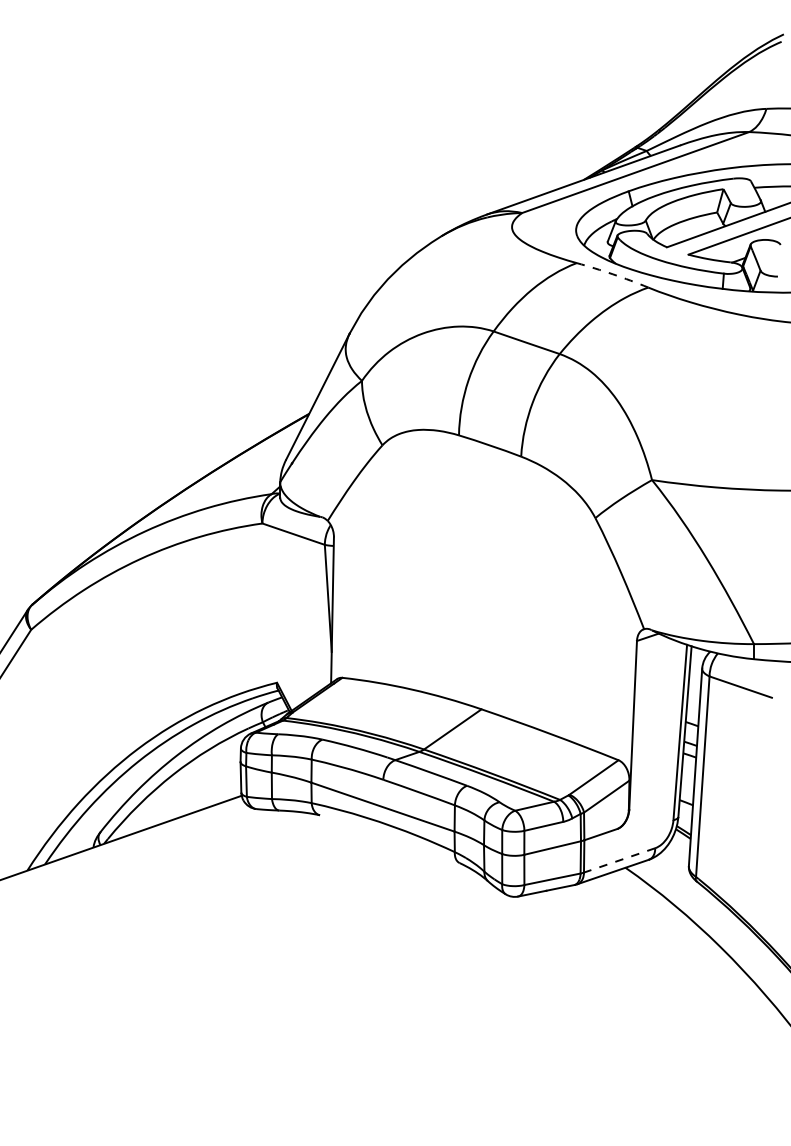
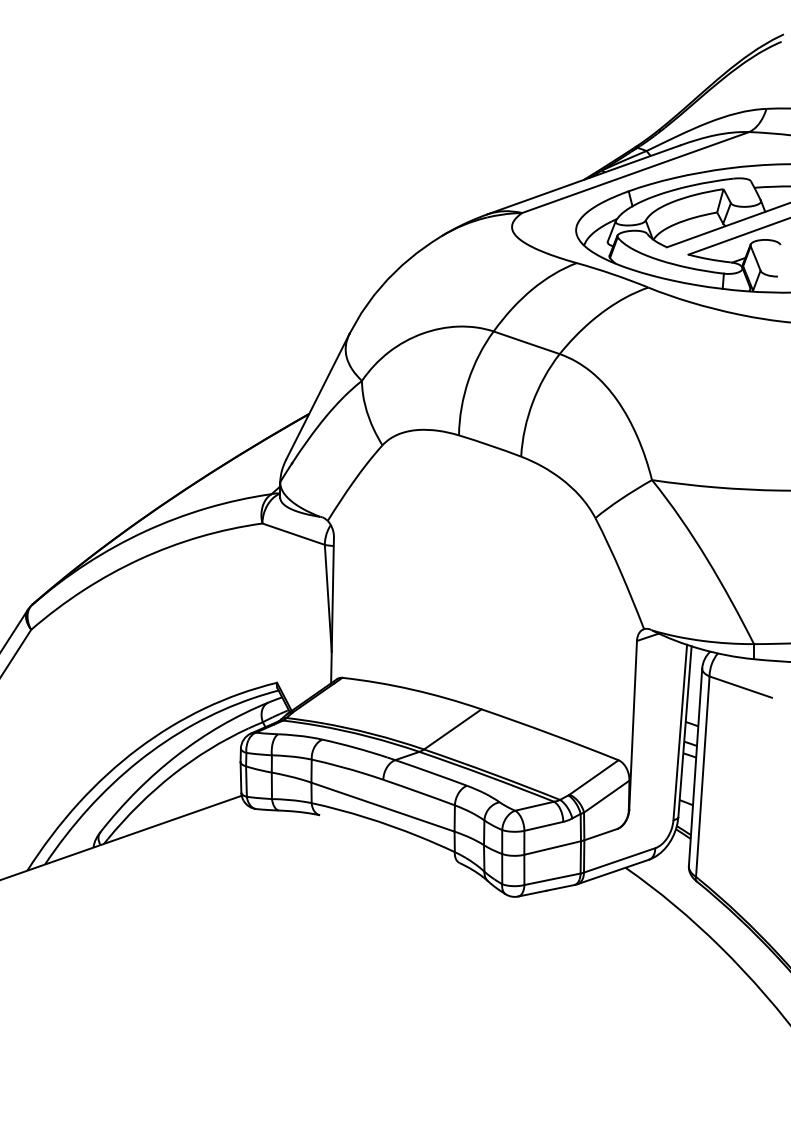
arc: dashed -> solid (612, 274)
line: dashed -> solid (619, 860)
